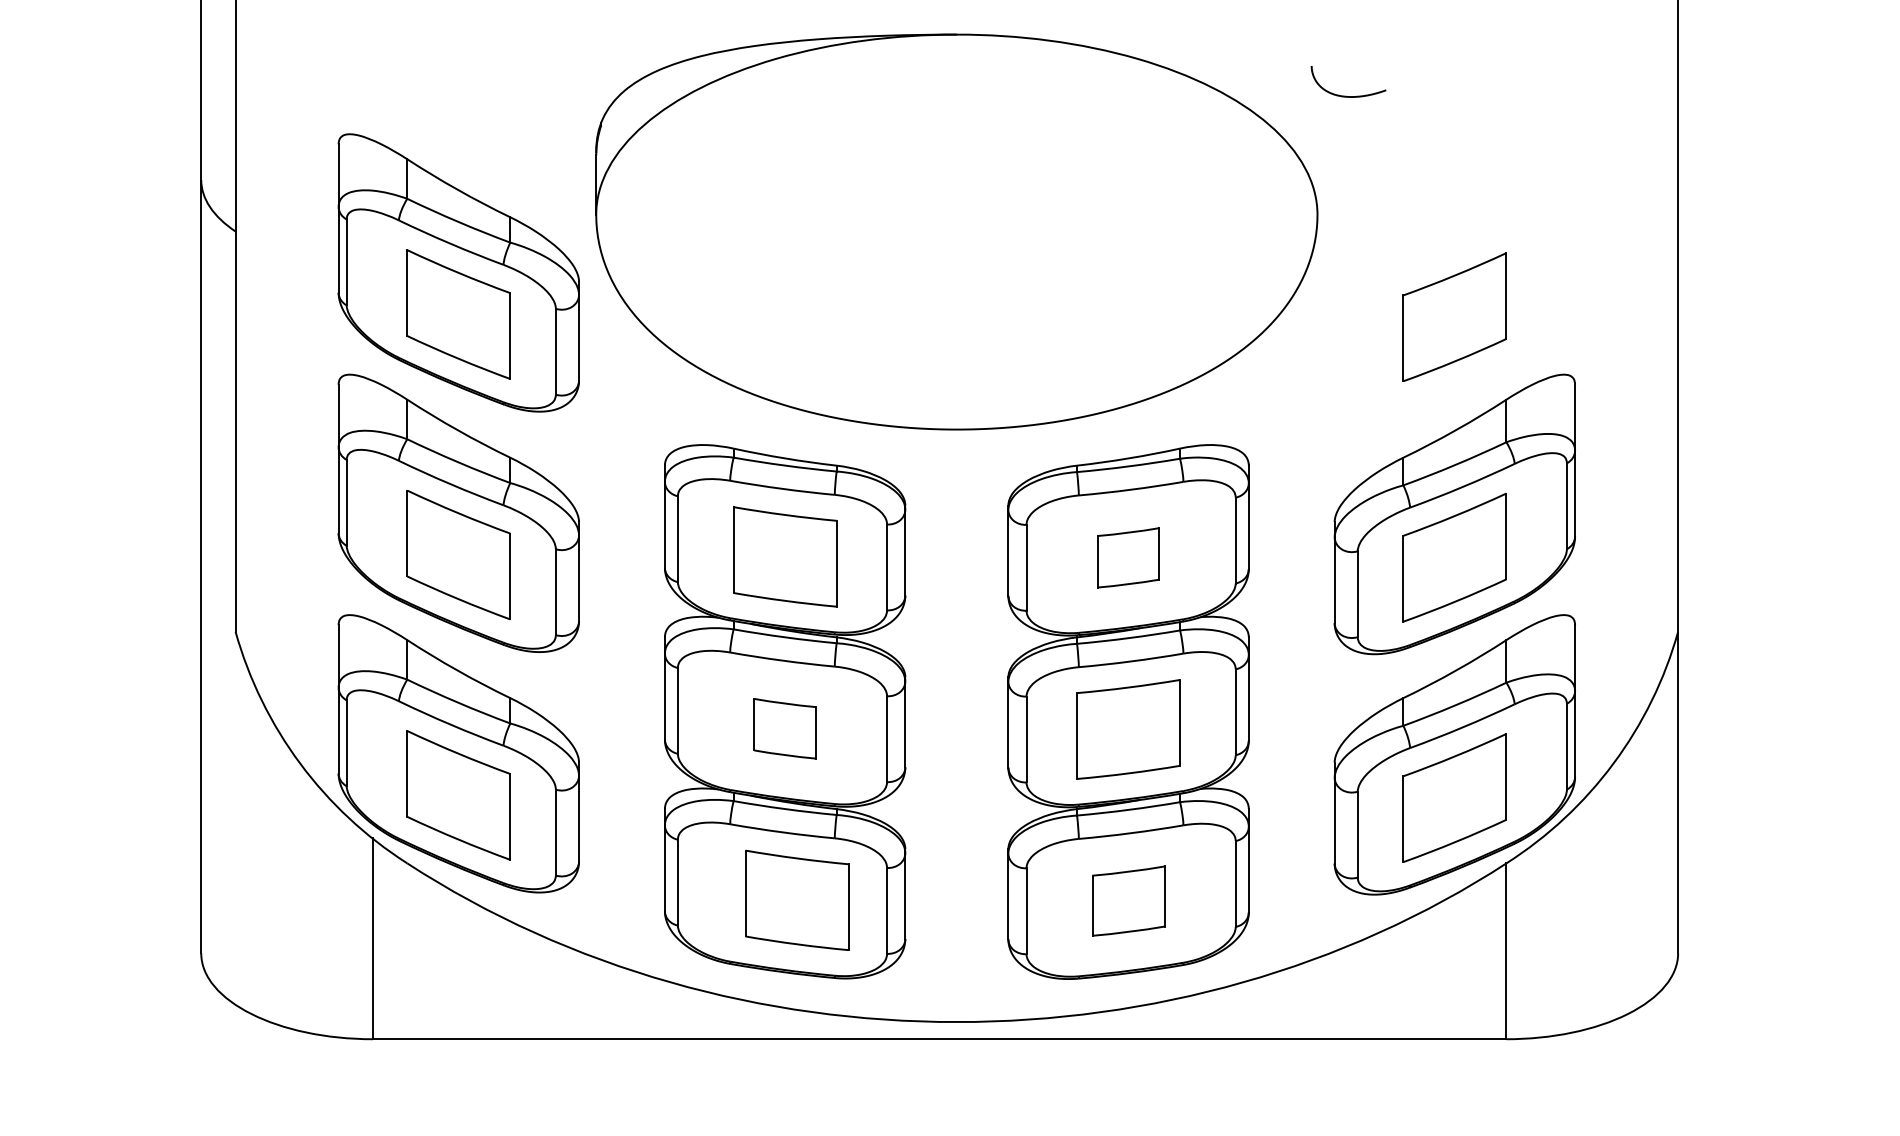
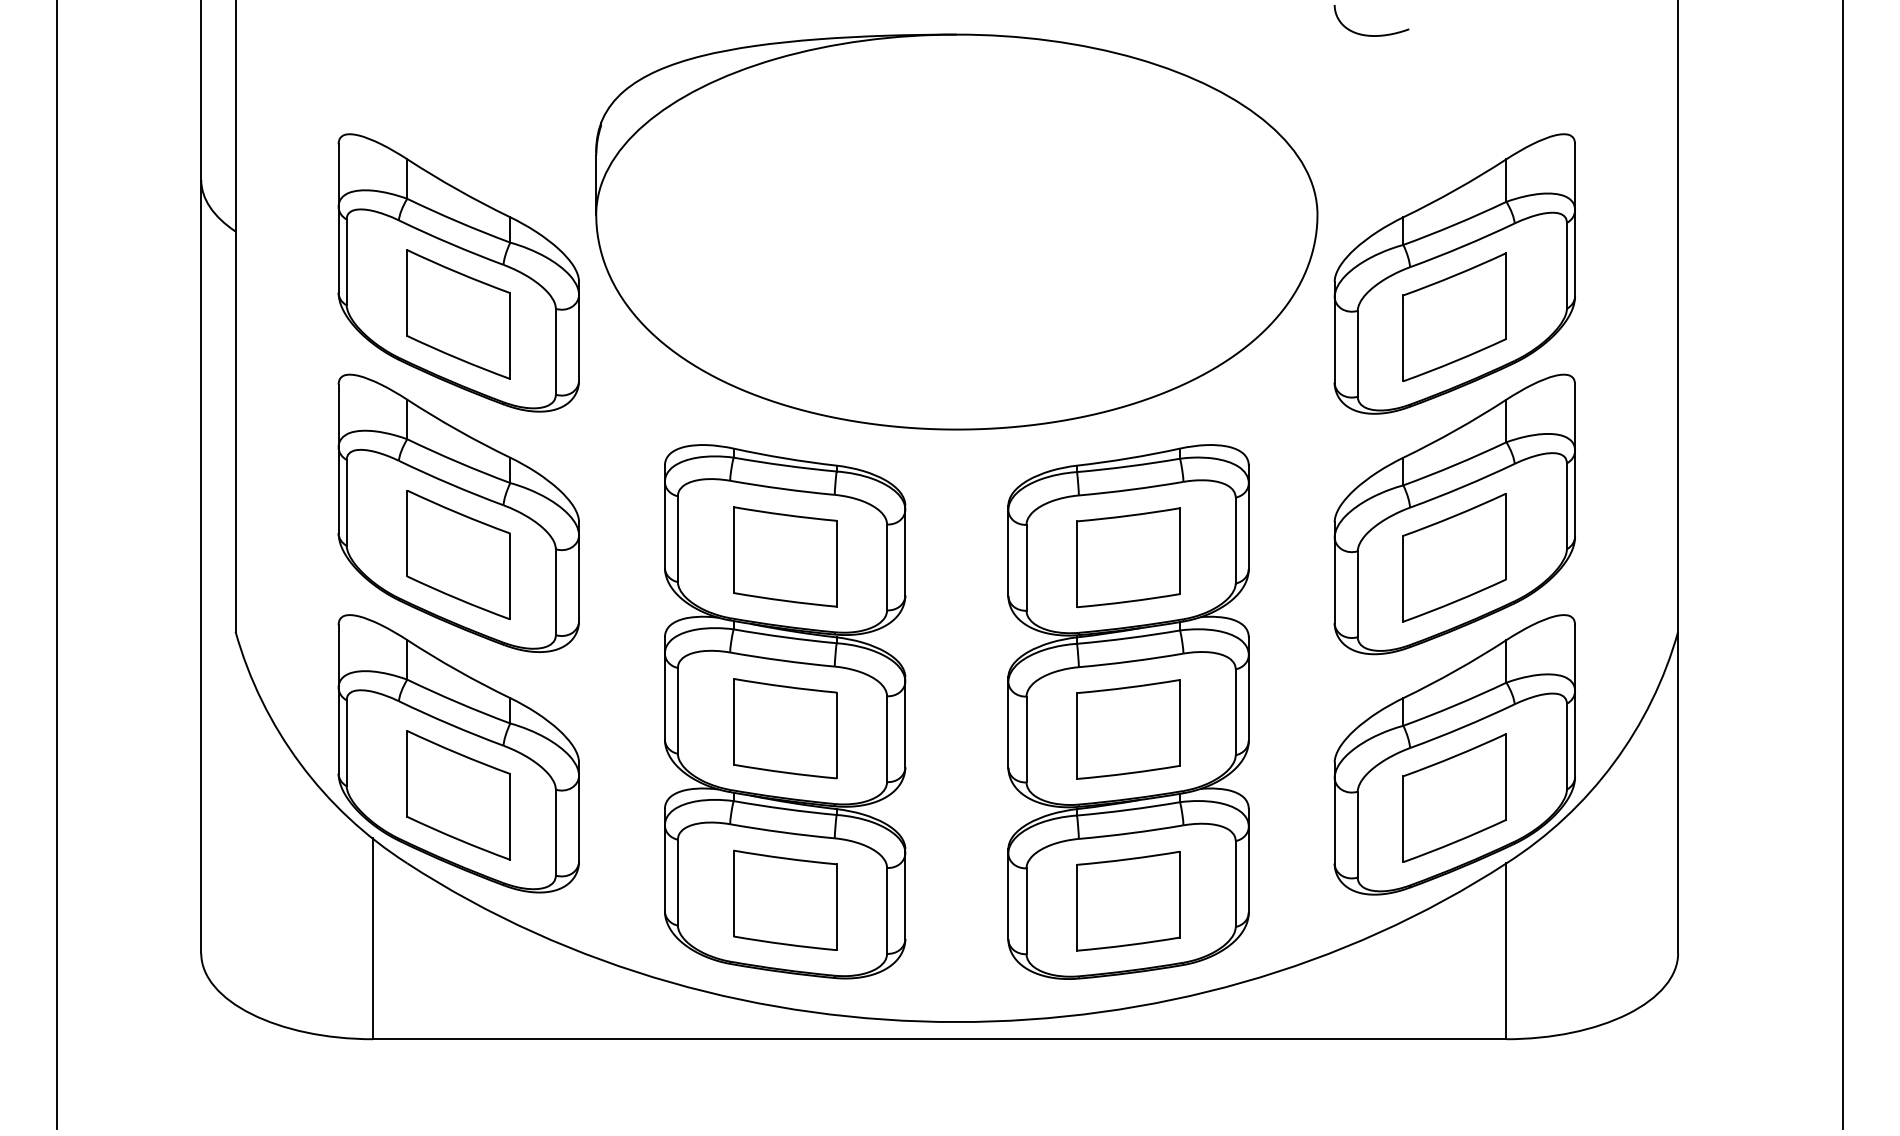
curve position: (1346, 95) -> (1369, 34) (1369, 34)
part: none -> present (1454, 273)
part size: 63x62 px -> 105x102 px (1128, 557)
line: none -> present (56, 565)
line: none -> present (1842, 565)
part size: 64x62 px -> 105x102 px (785, 728)
part position: (797, 899) -> (785, 899) (785, 899)
part size: 74x72 px -> 105x102 px (1128, 900)
